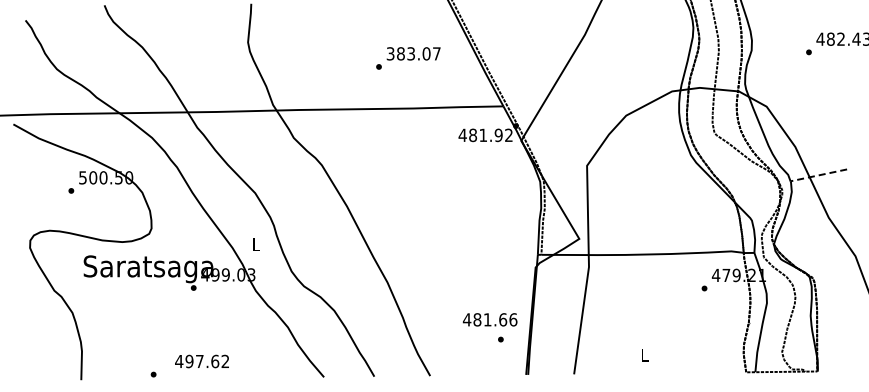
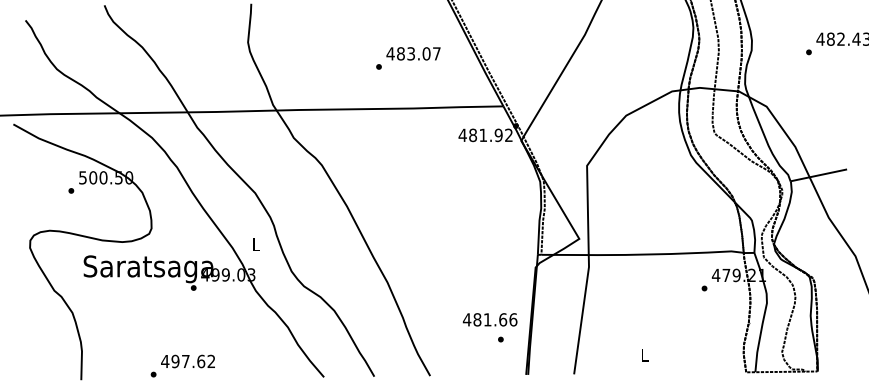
text: 383.07 -> 483.07 (390, 53)
line: dashed -> solid (818, 175)
text position: (201, 361) -> (187, 361) (187, 361)
